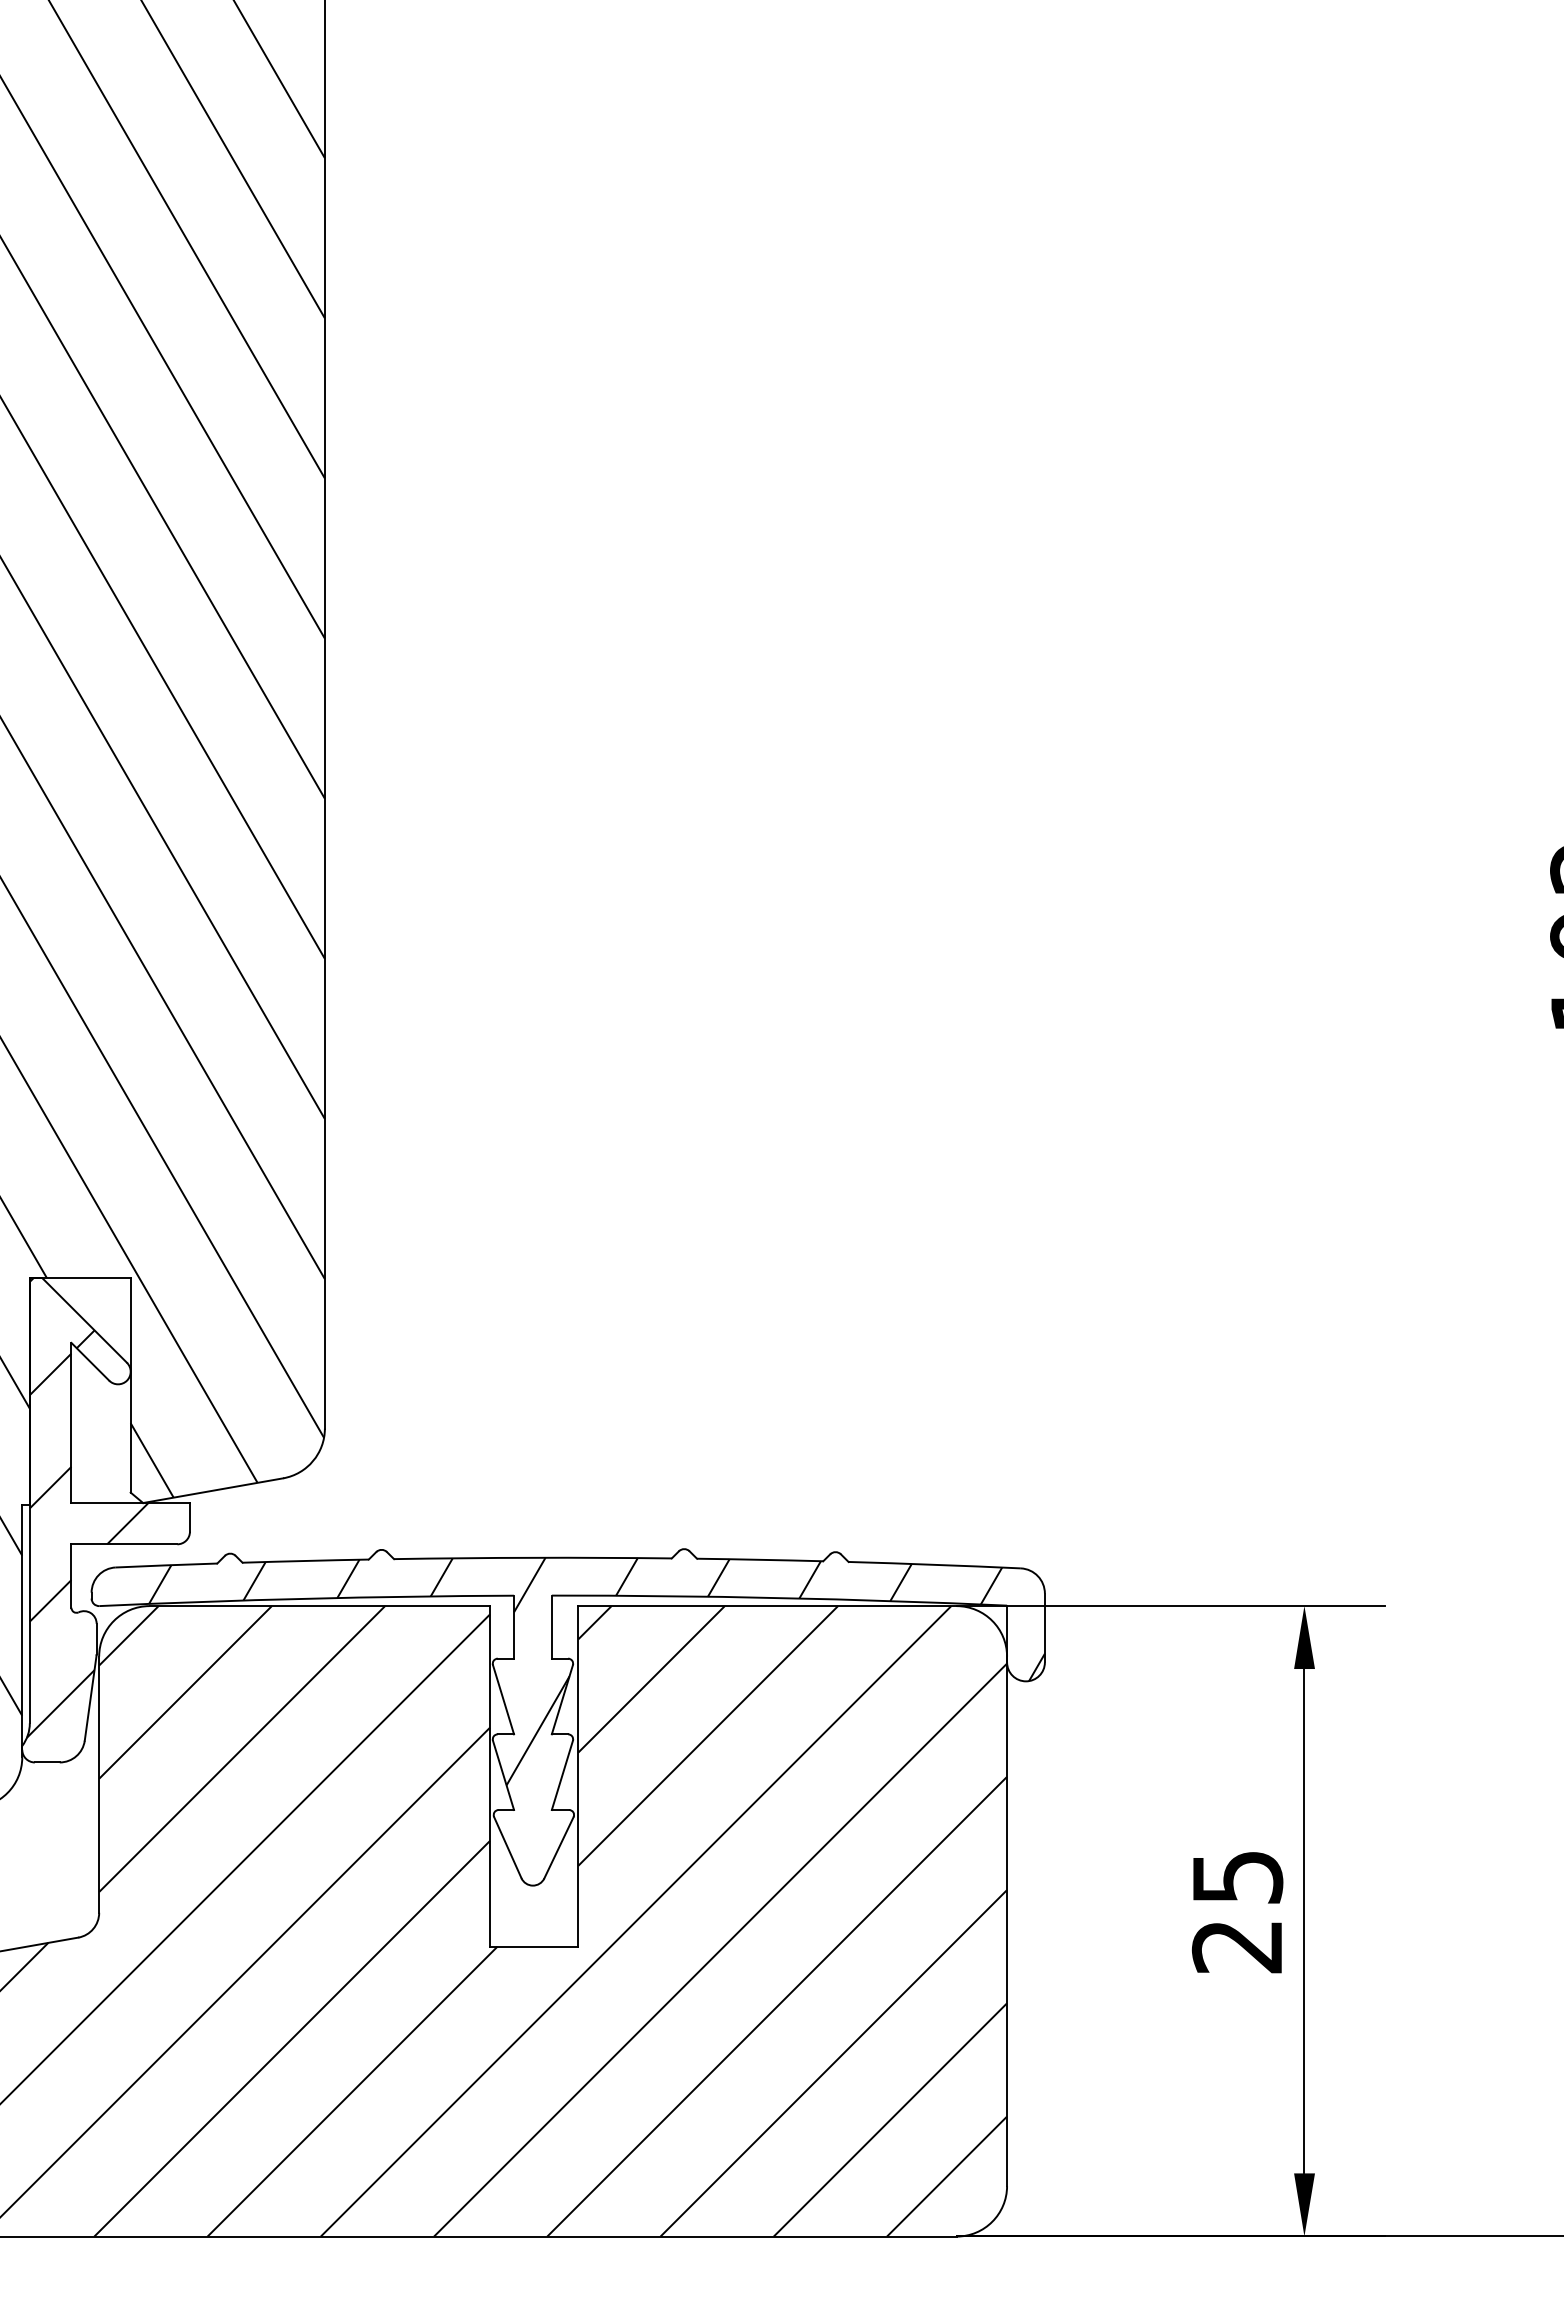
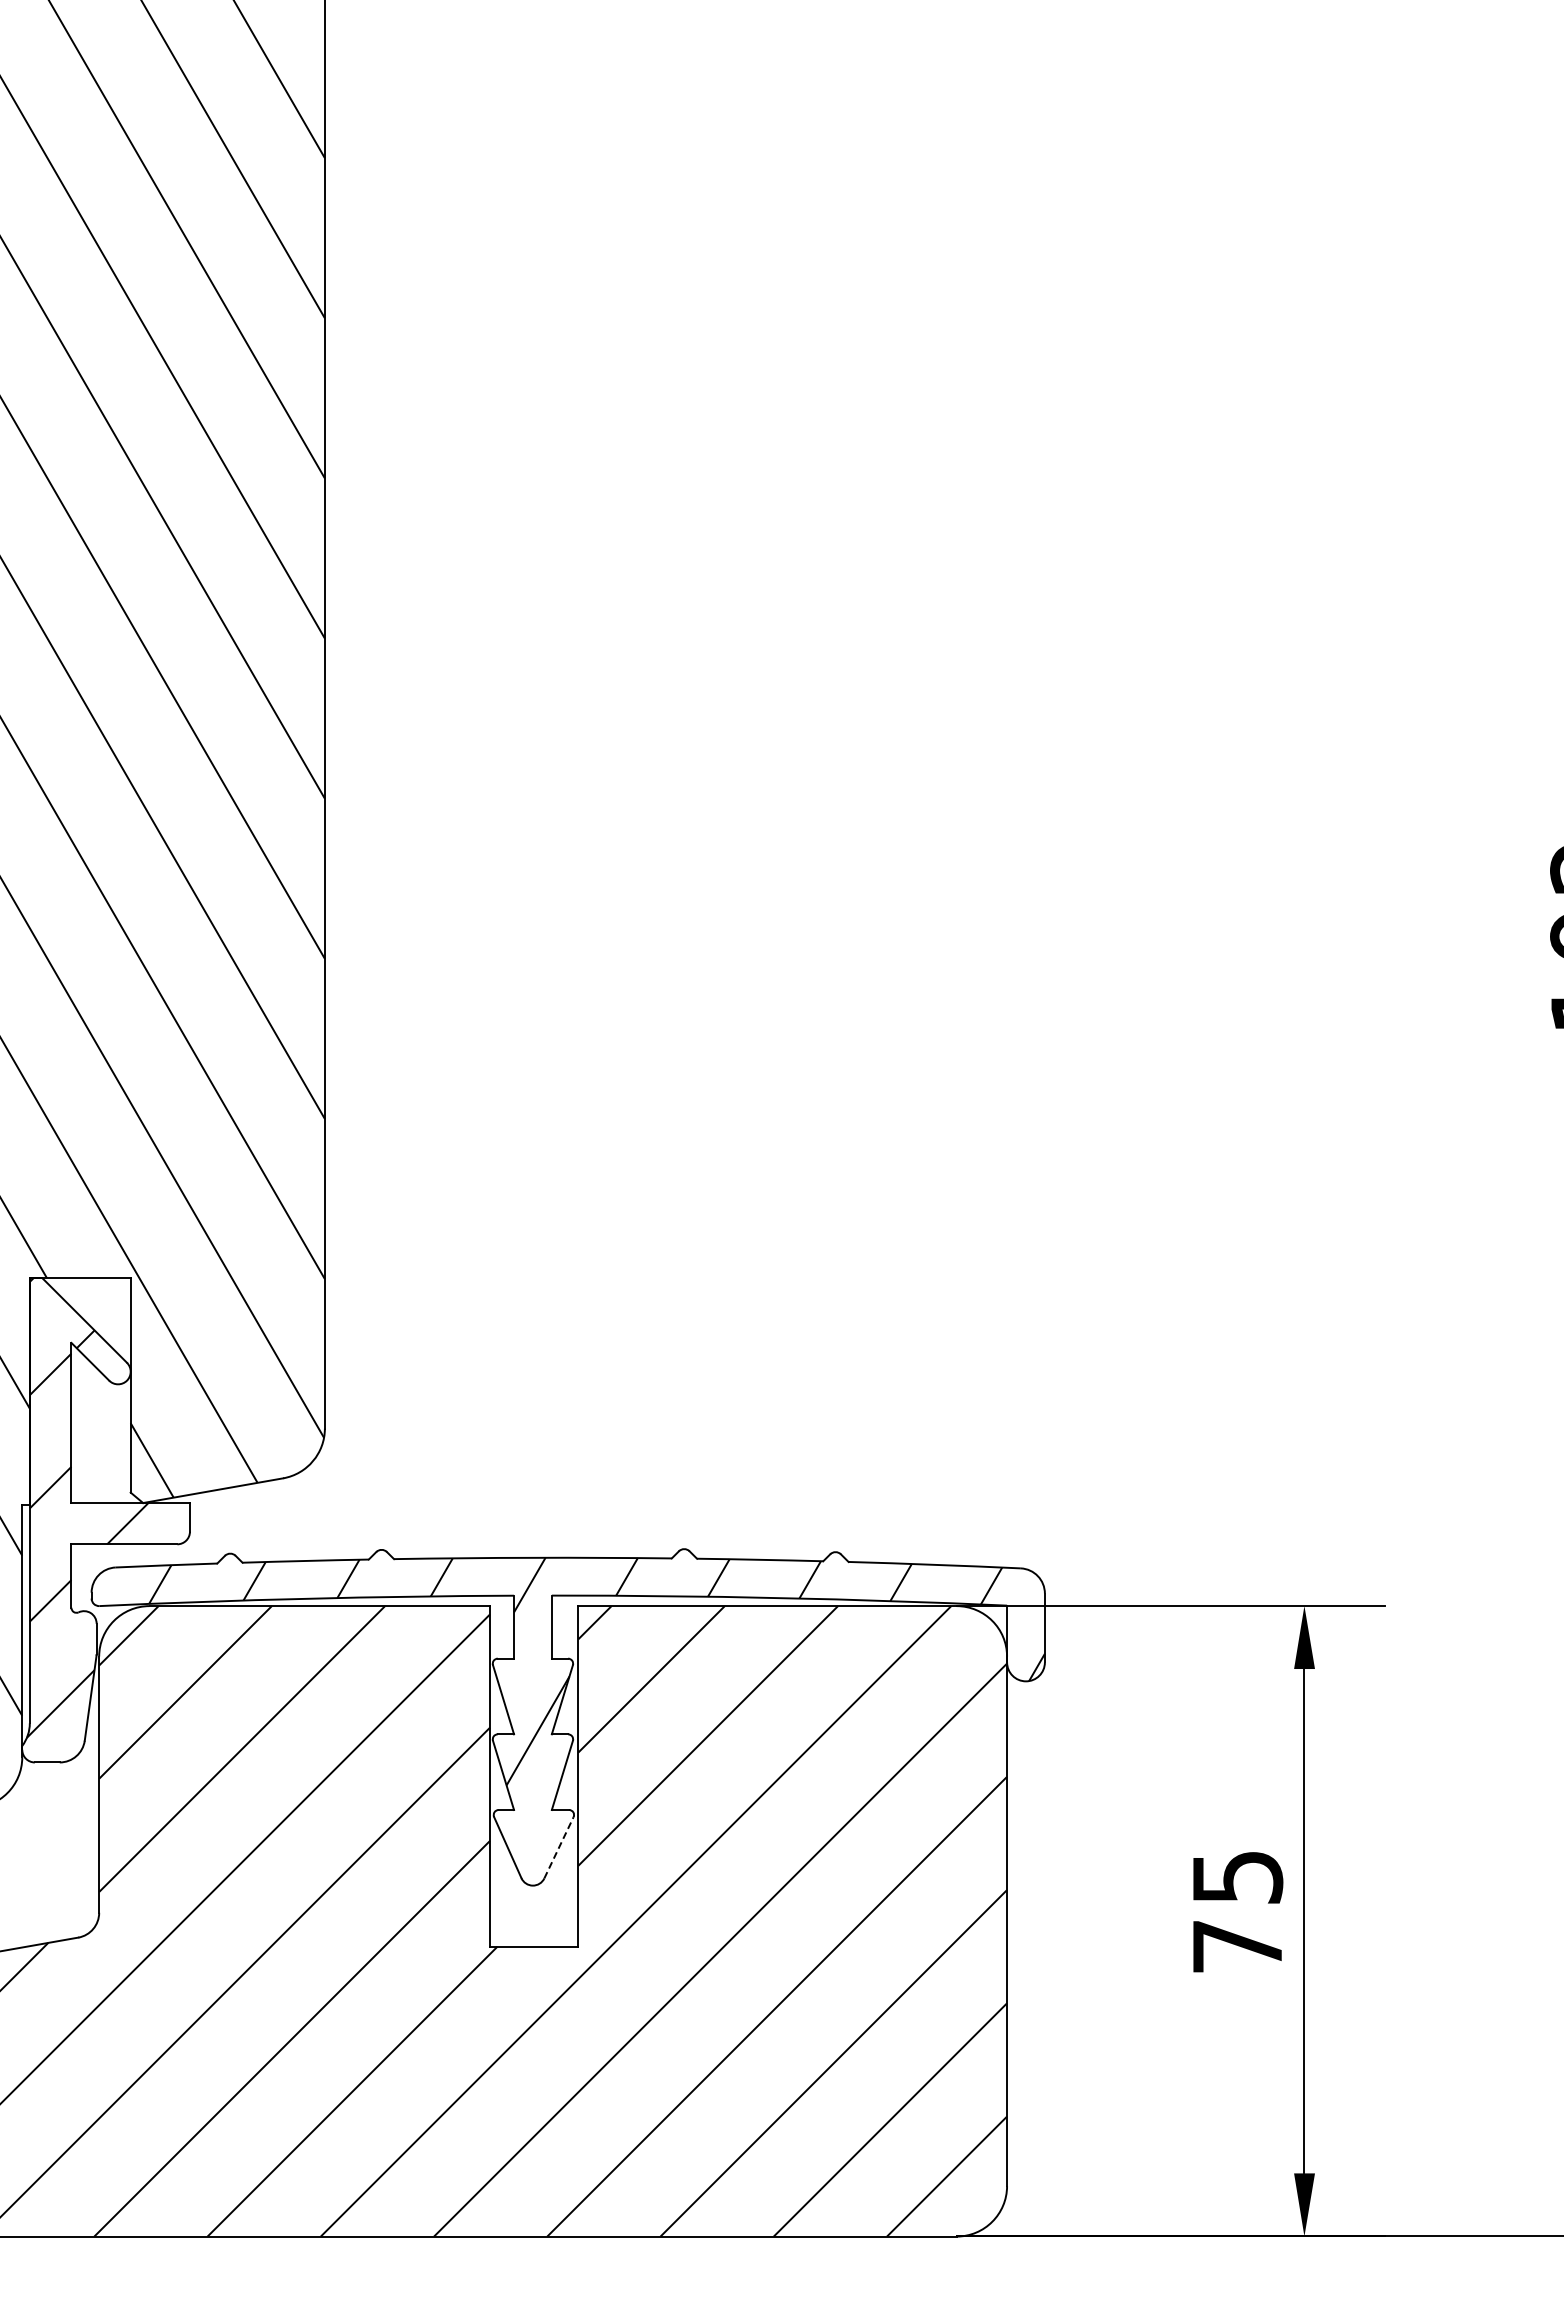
line: solid -> dashed (558, 1847)
text: 25 -> 75 (1236, 1947)
